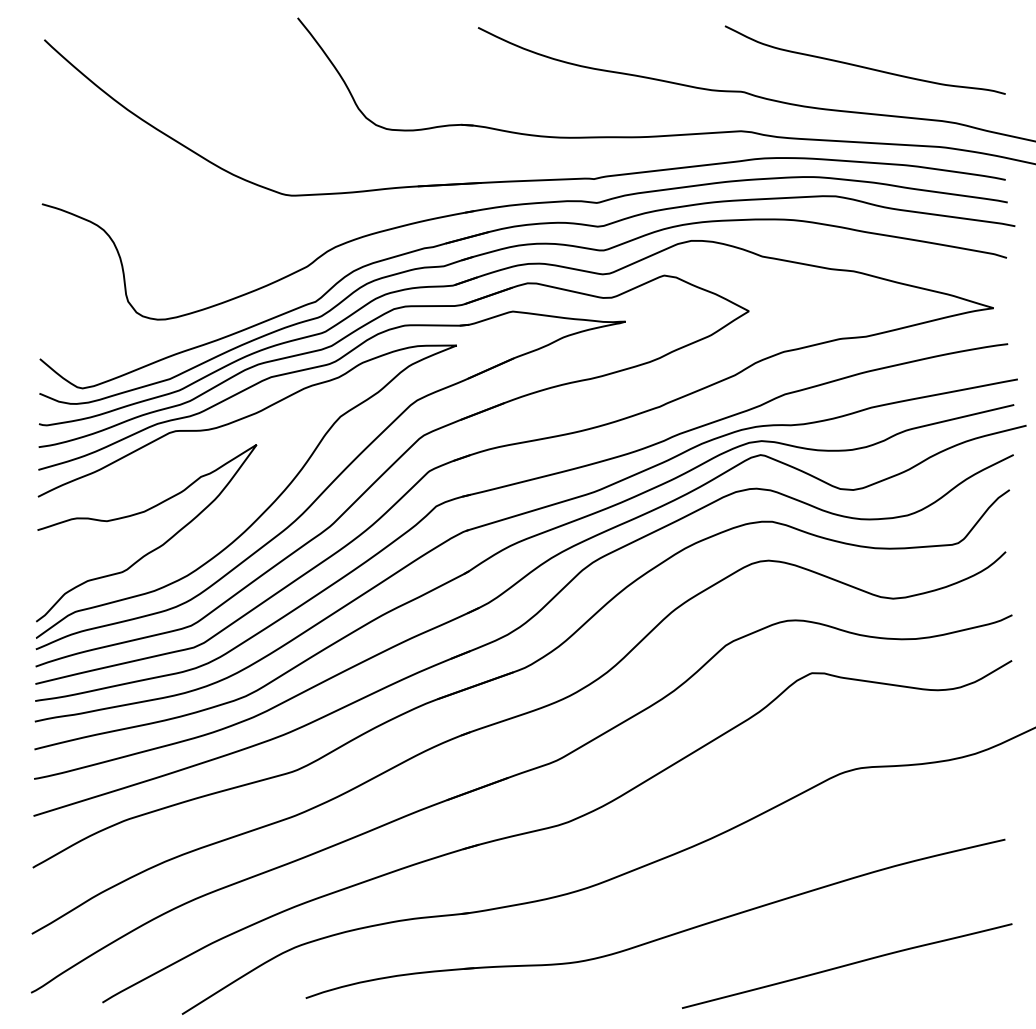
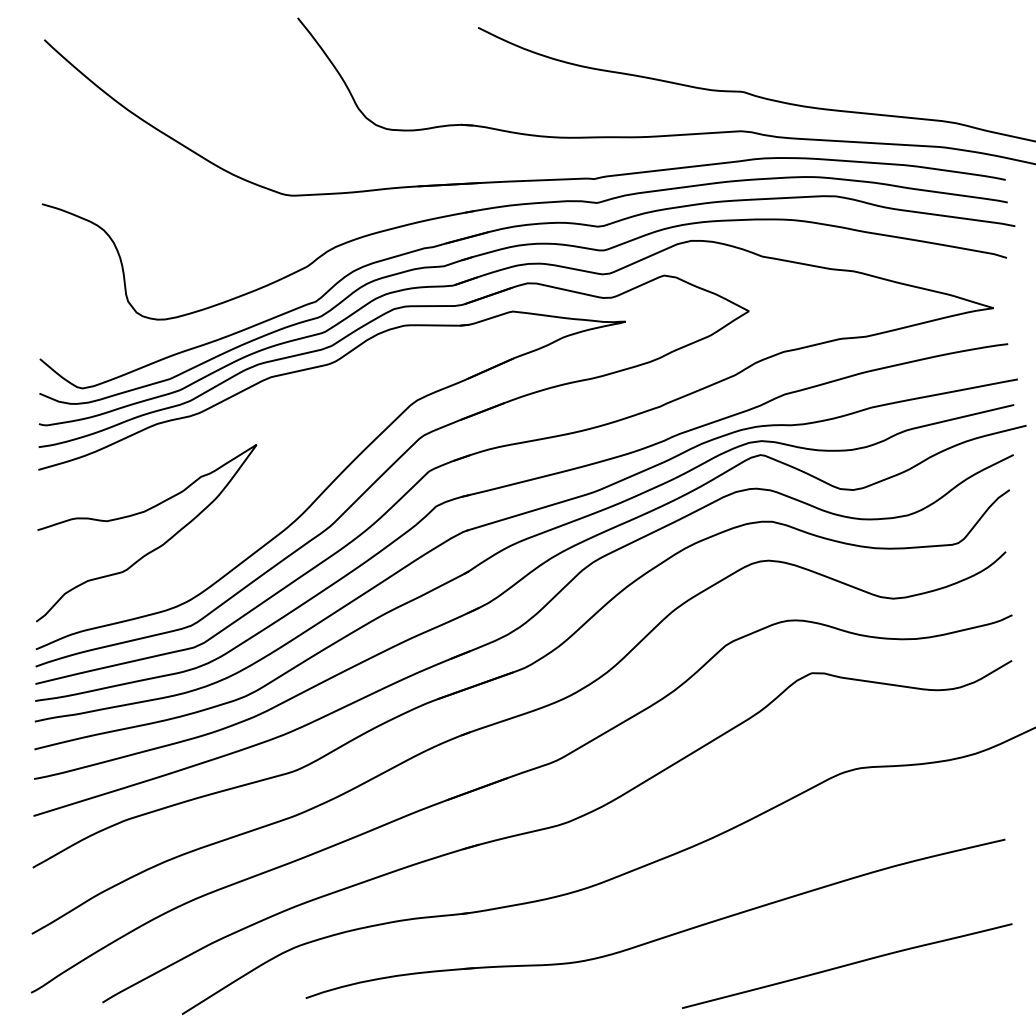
curve: present -> none (861, 65)
curve: present -> none (265, 509)
